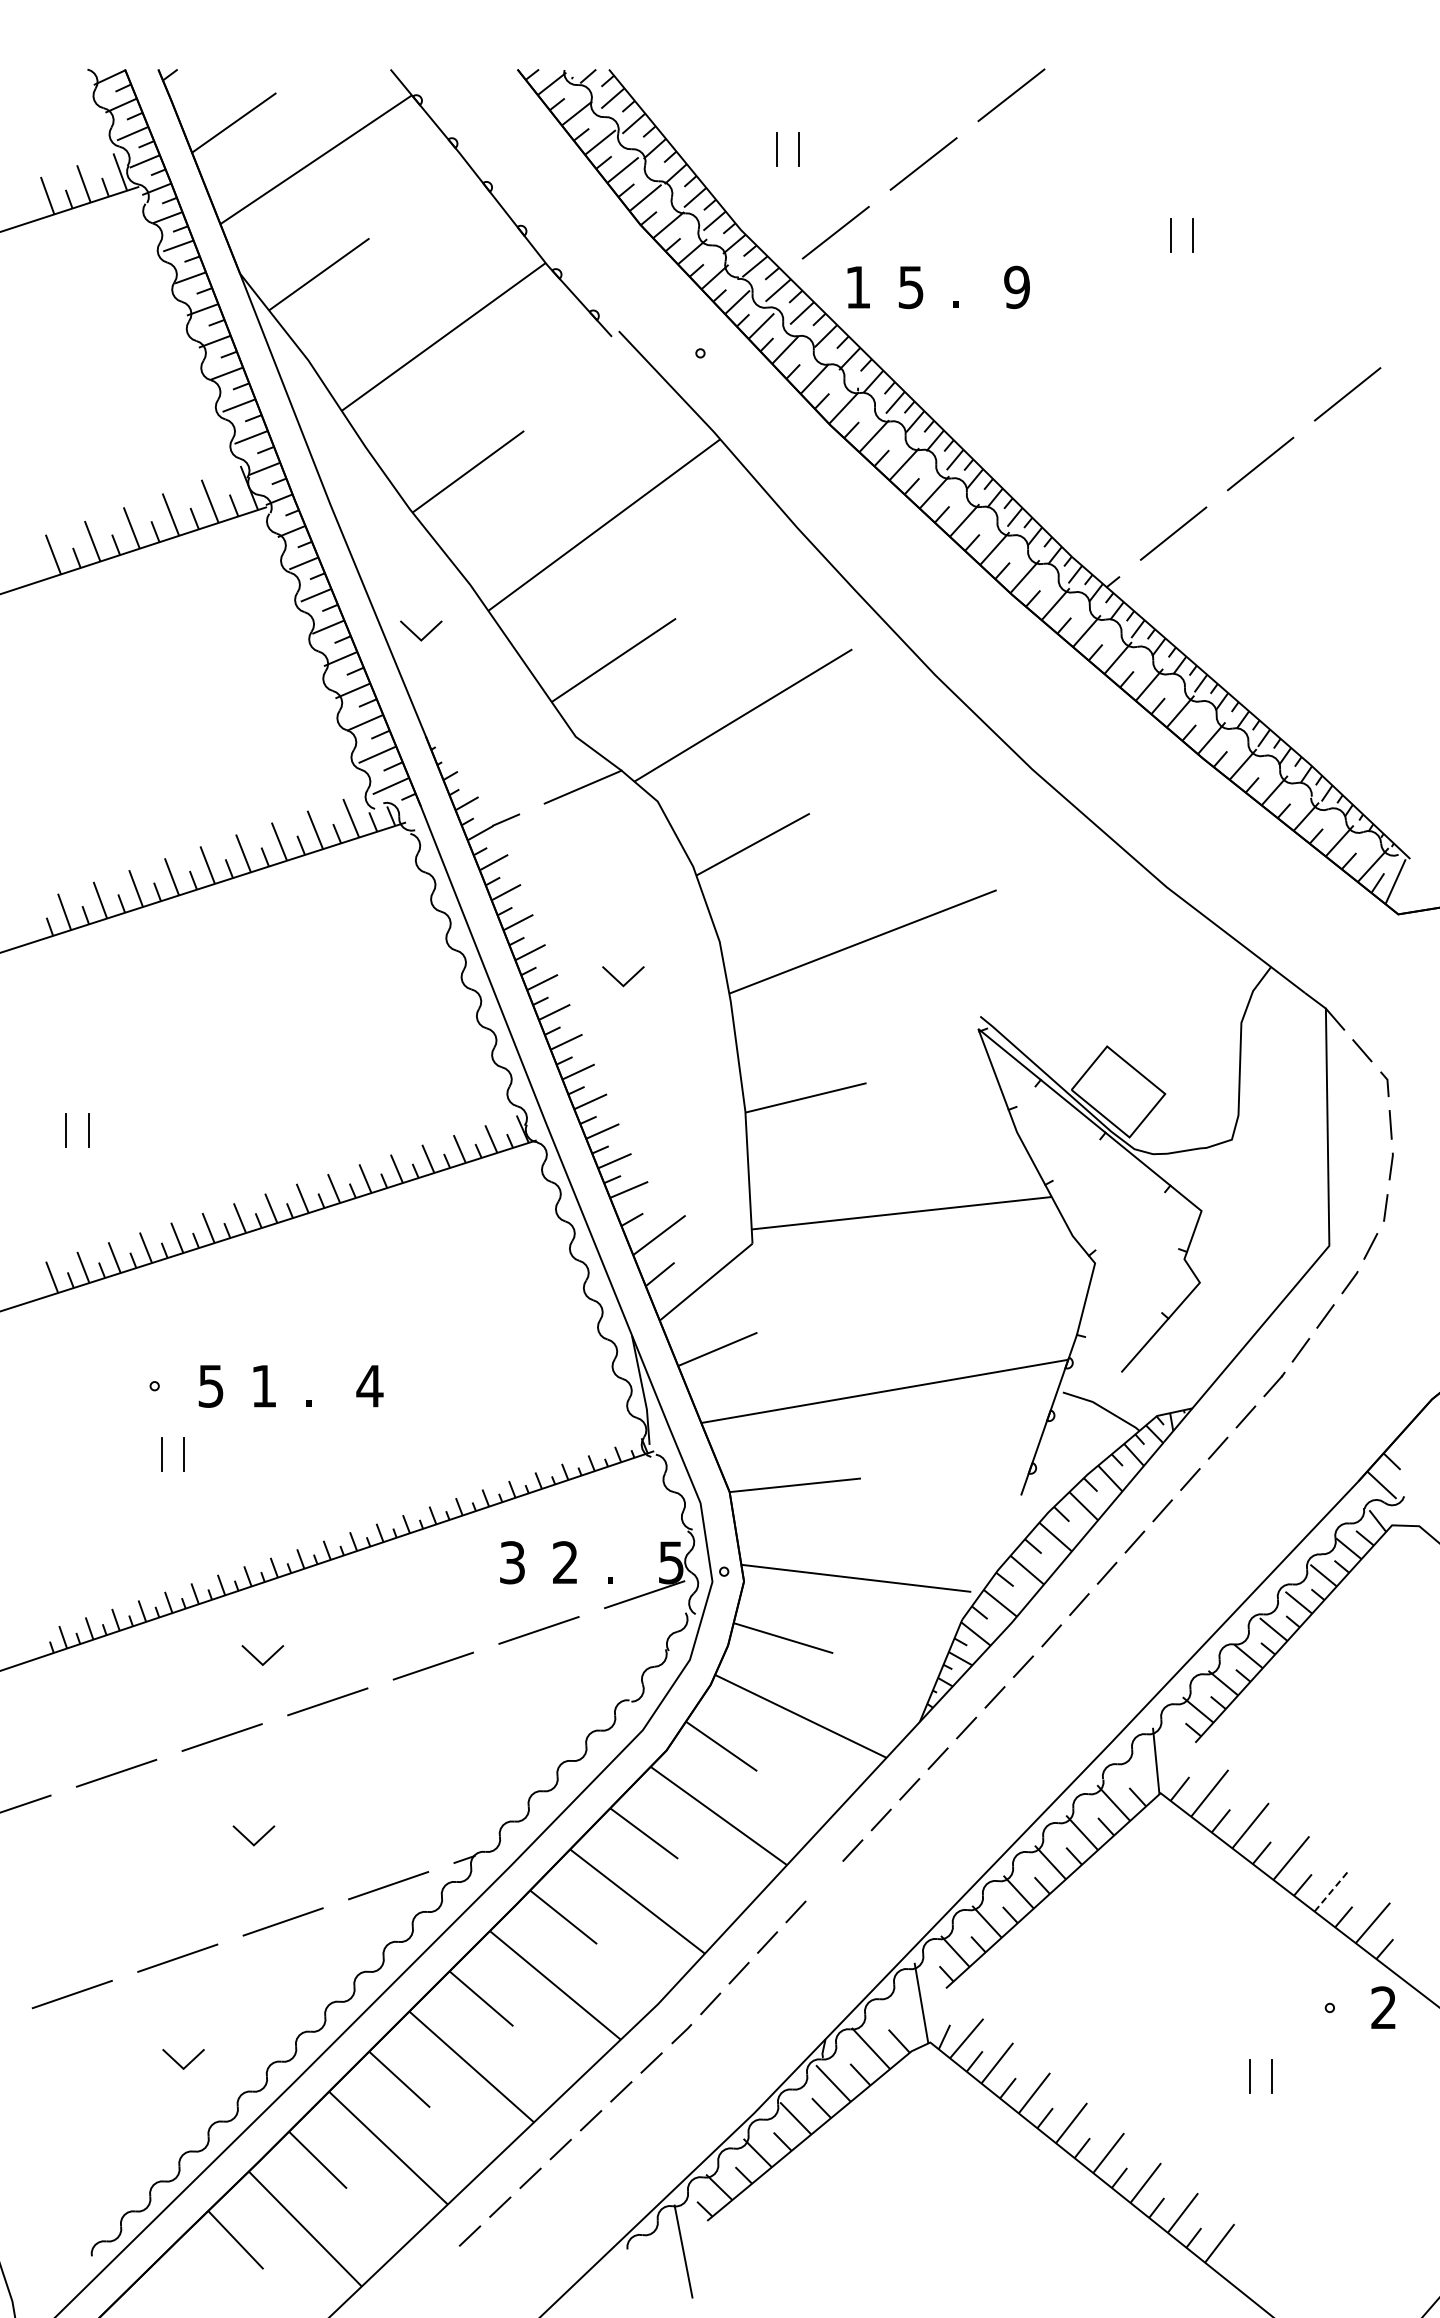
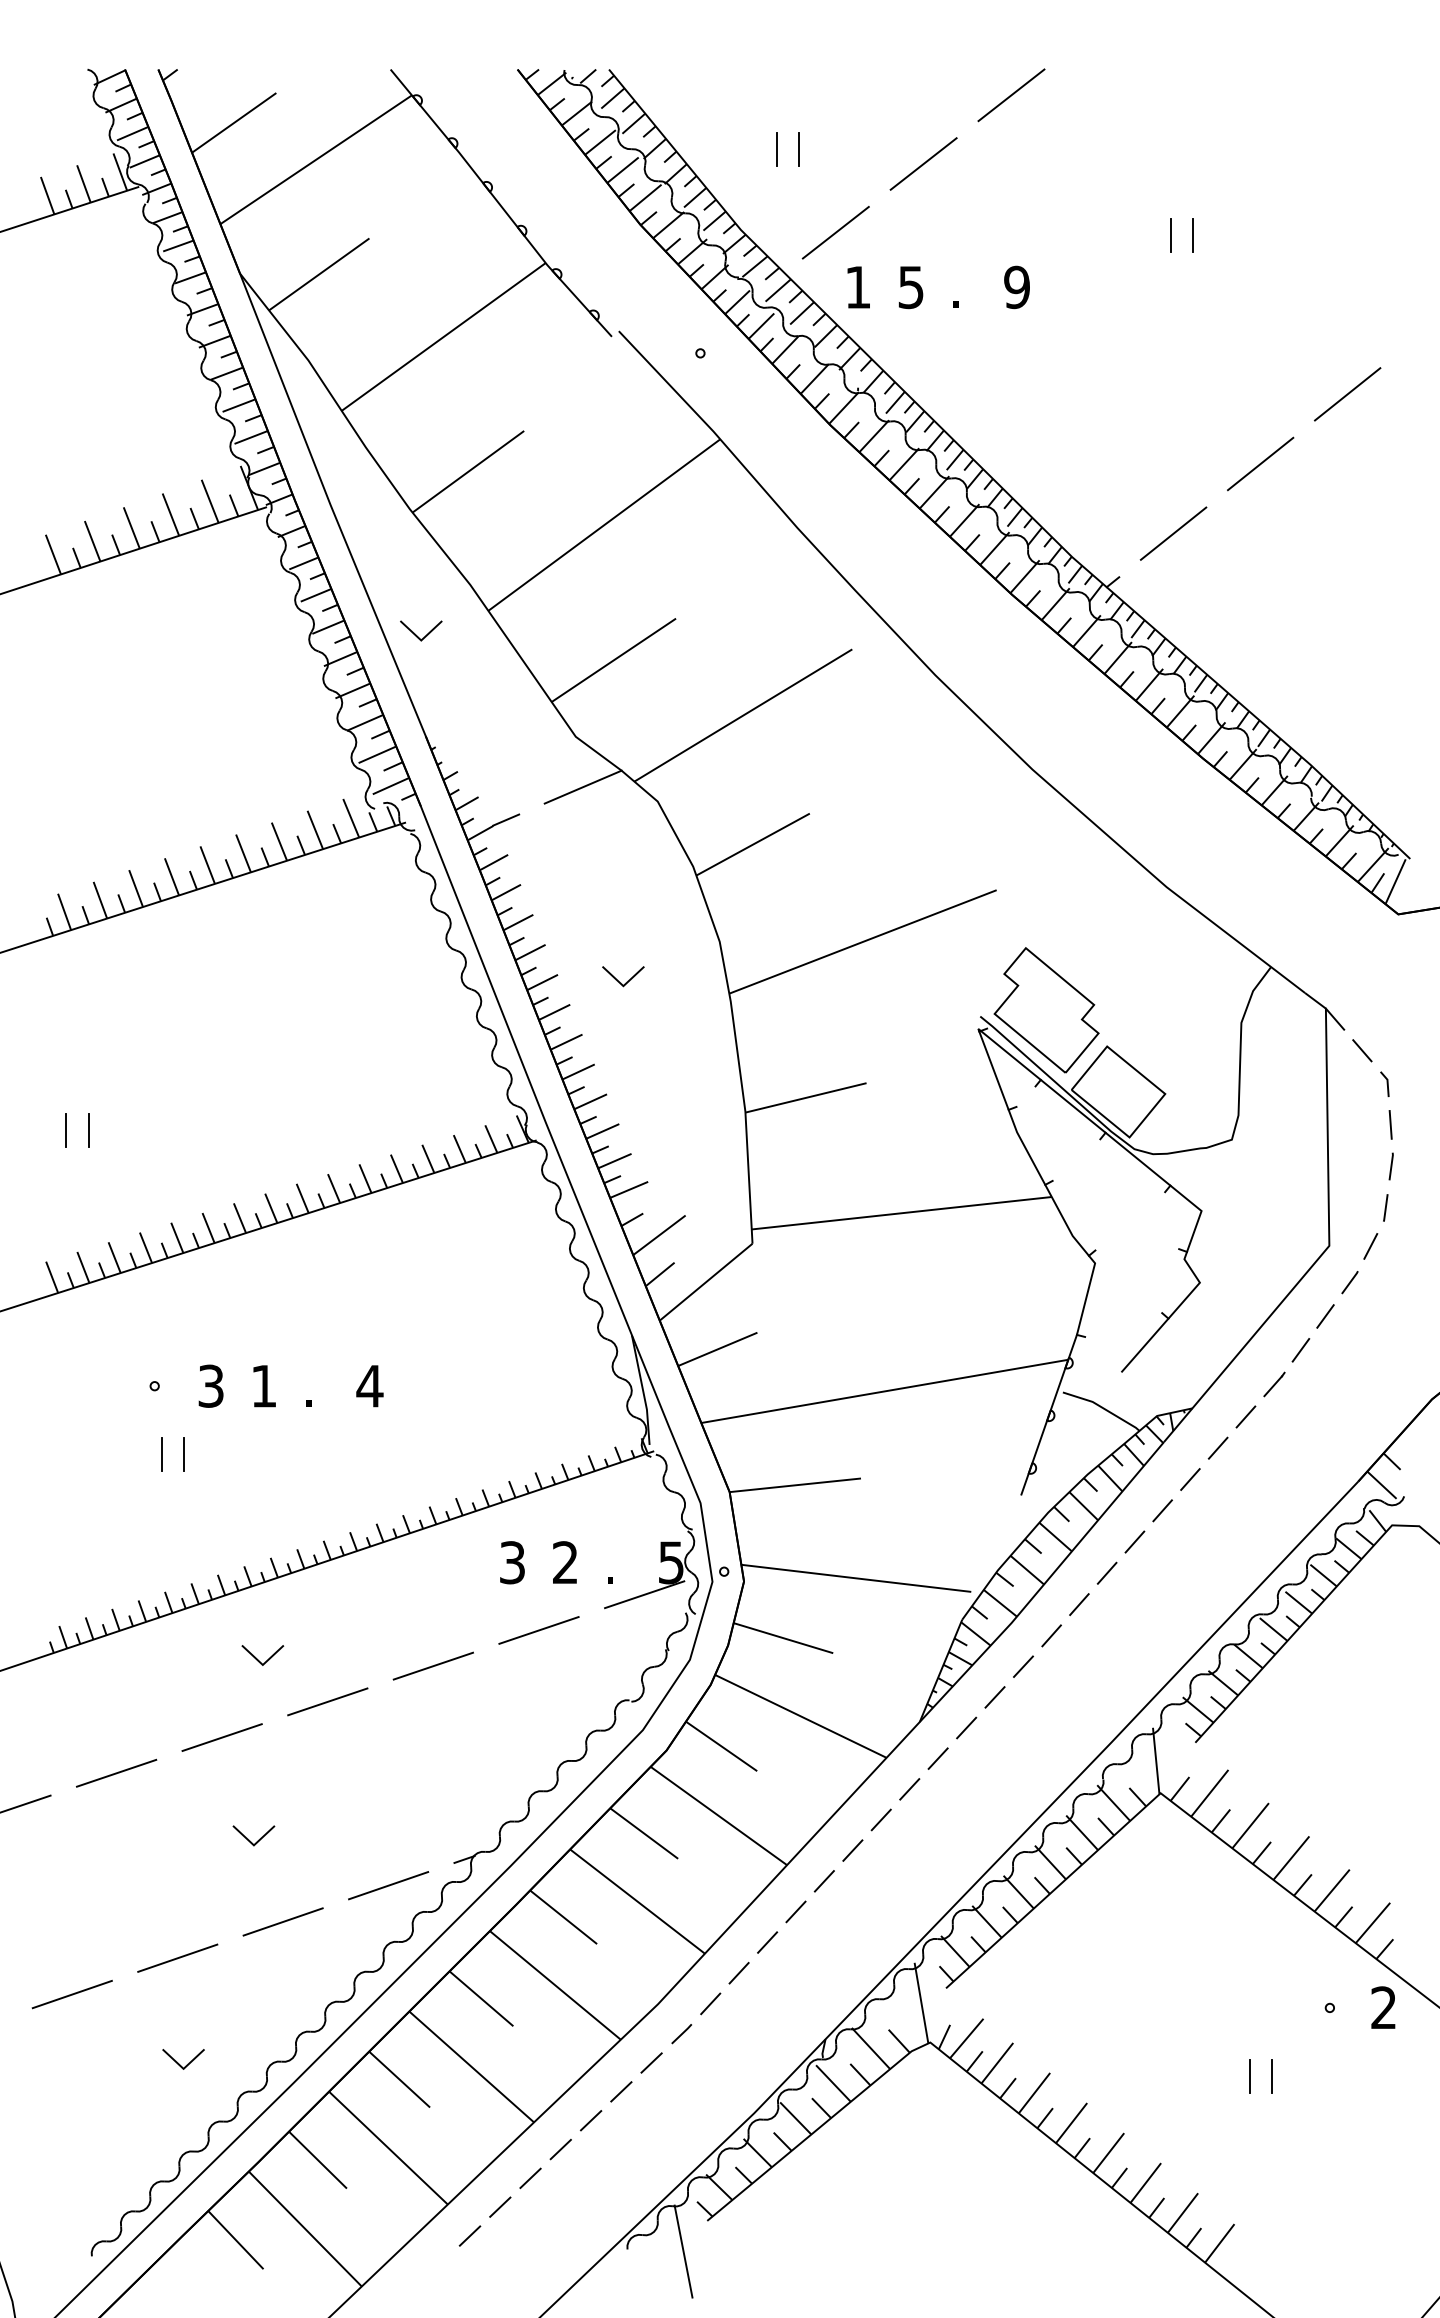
part: none -> present (1046, 1010)
text: 5 -> 3 (211, 1385)
line: none -> present (823, 1881)
line: dashed -> solid (1332, 1890)
